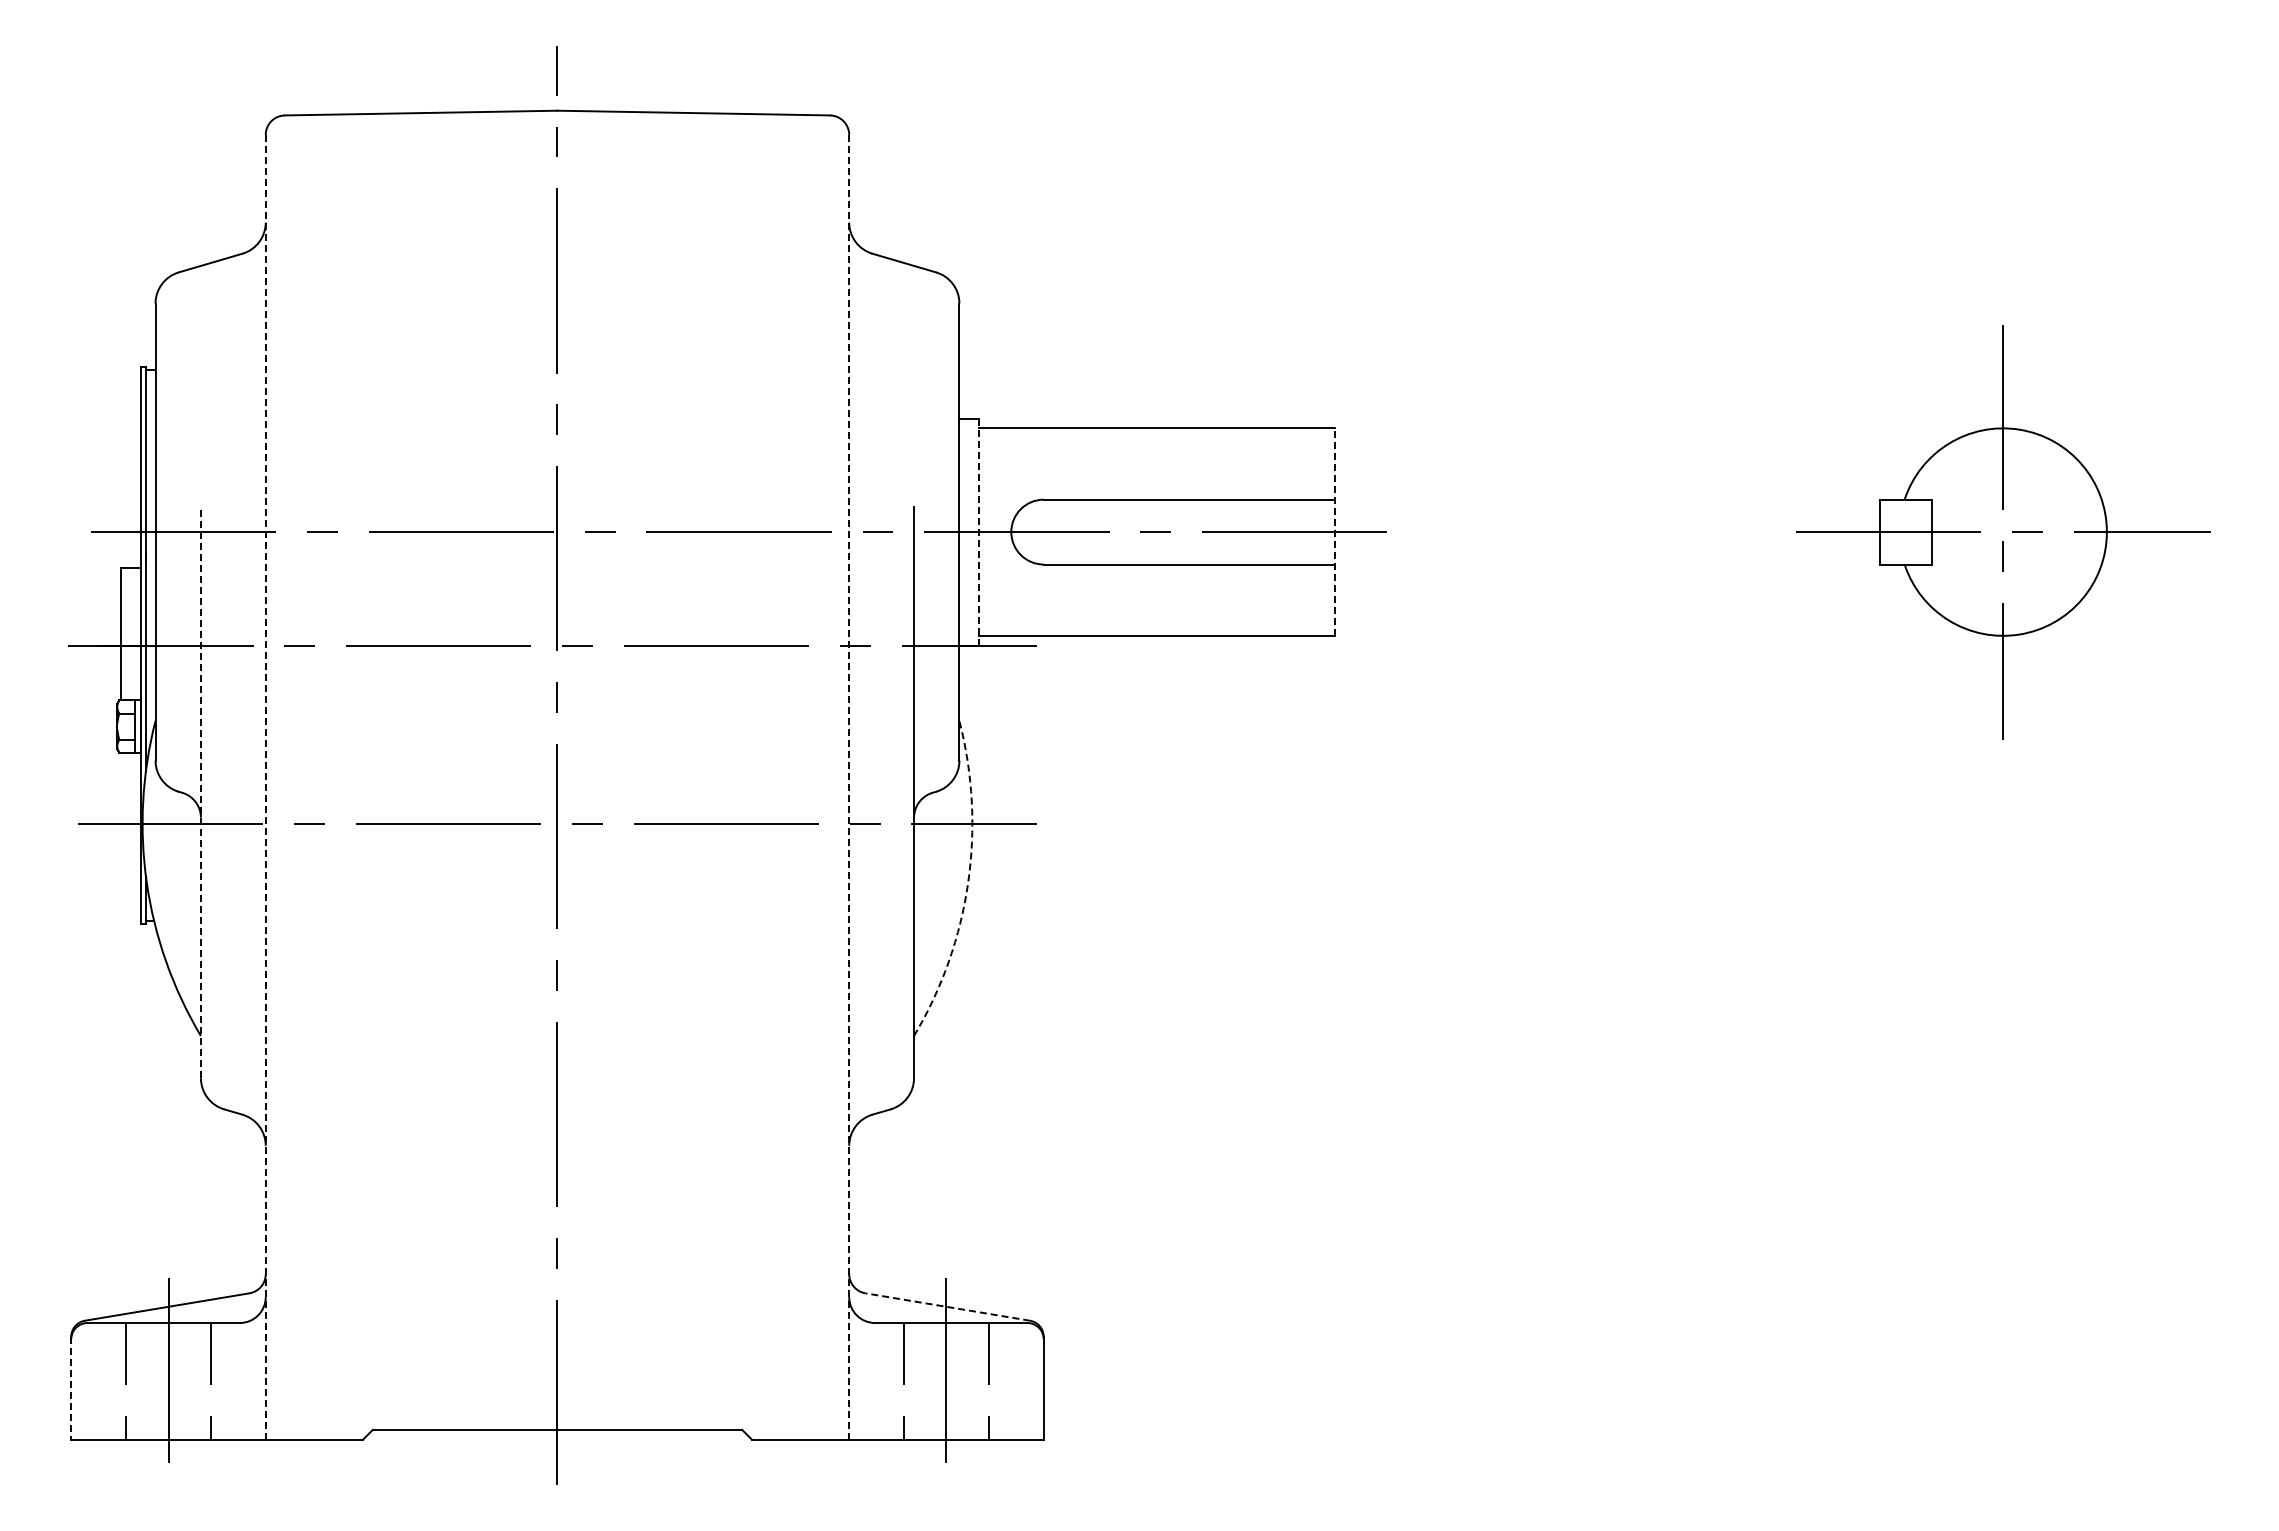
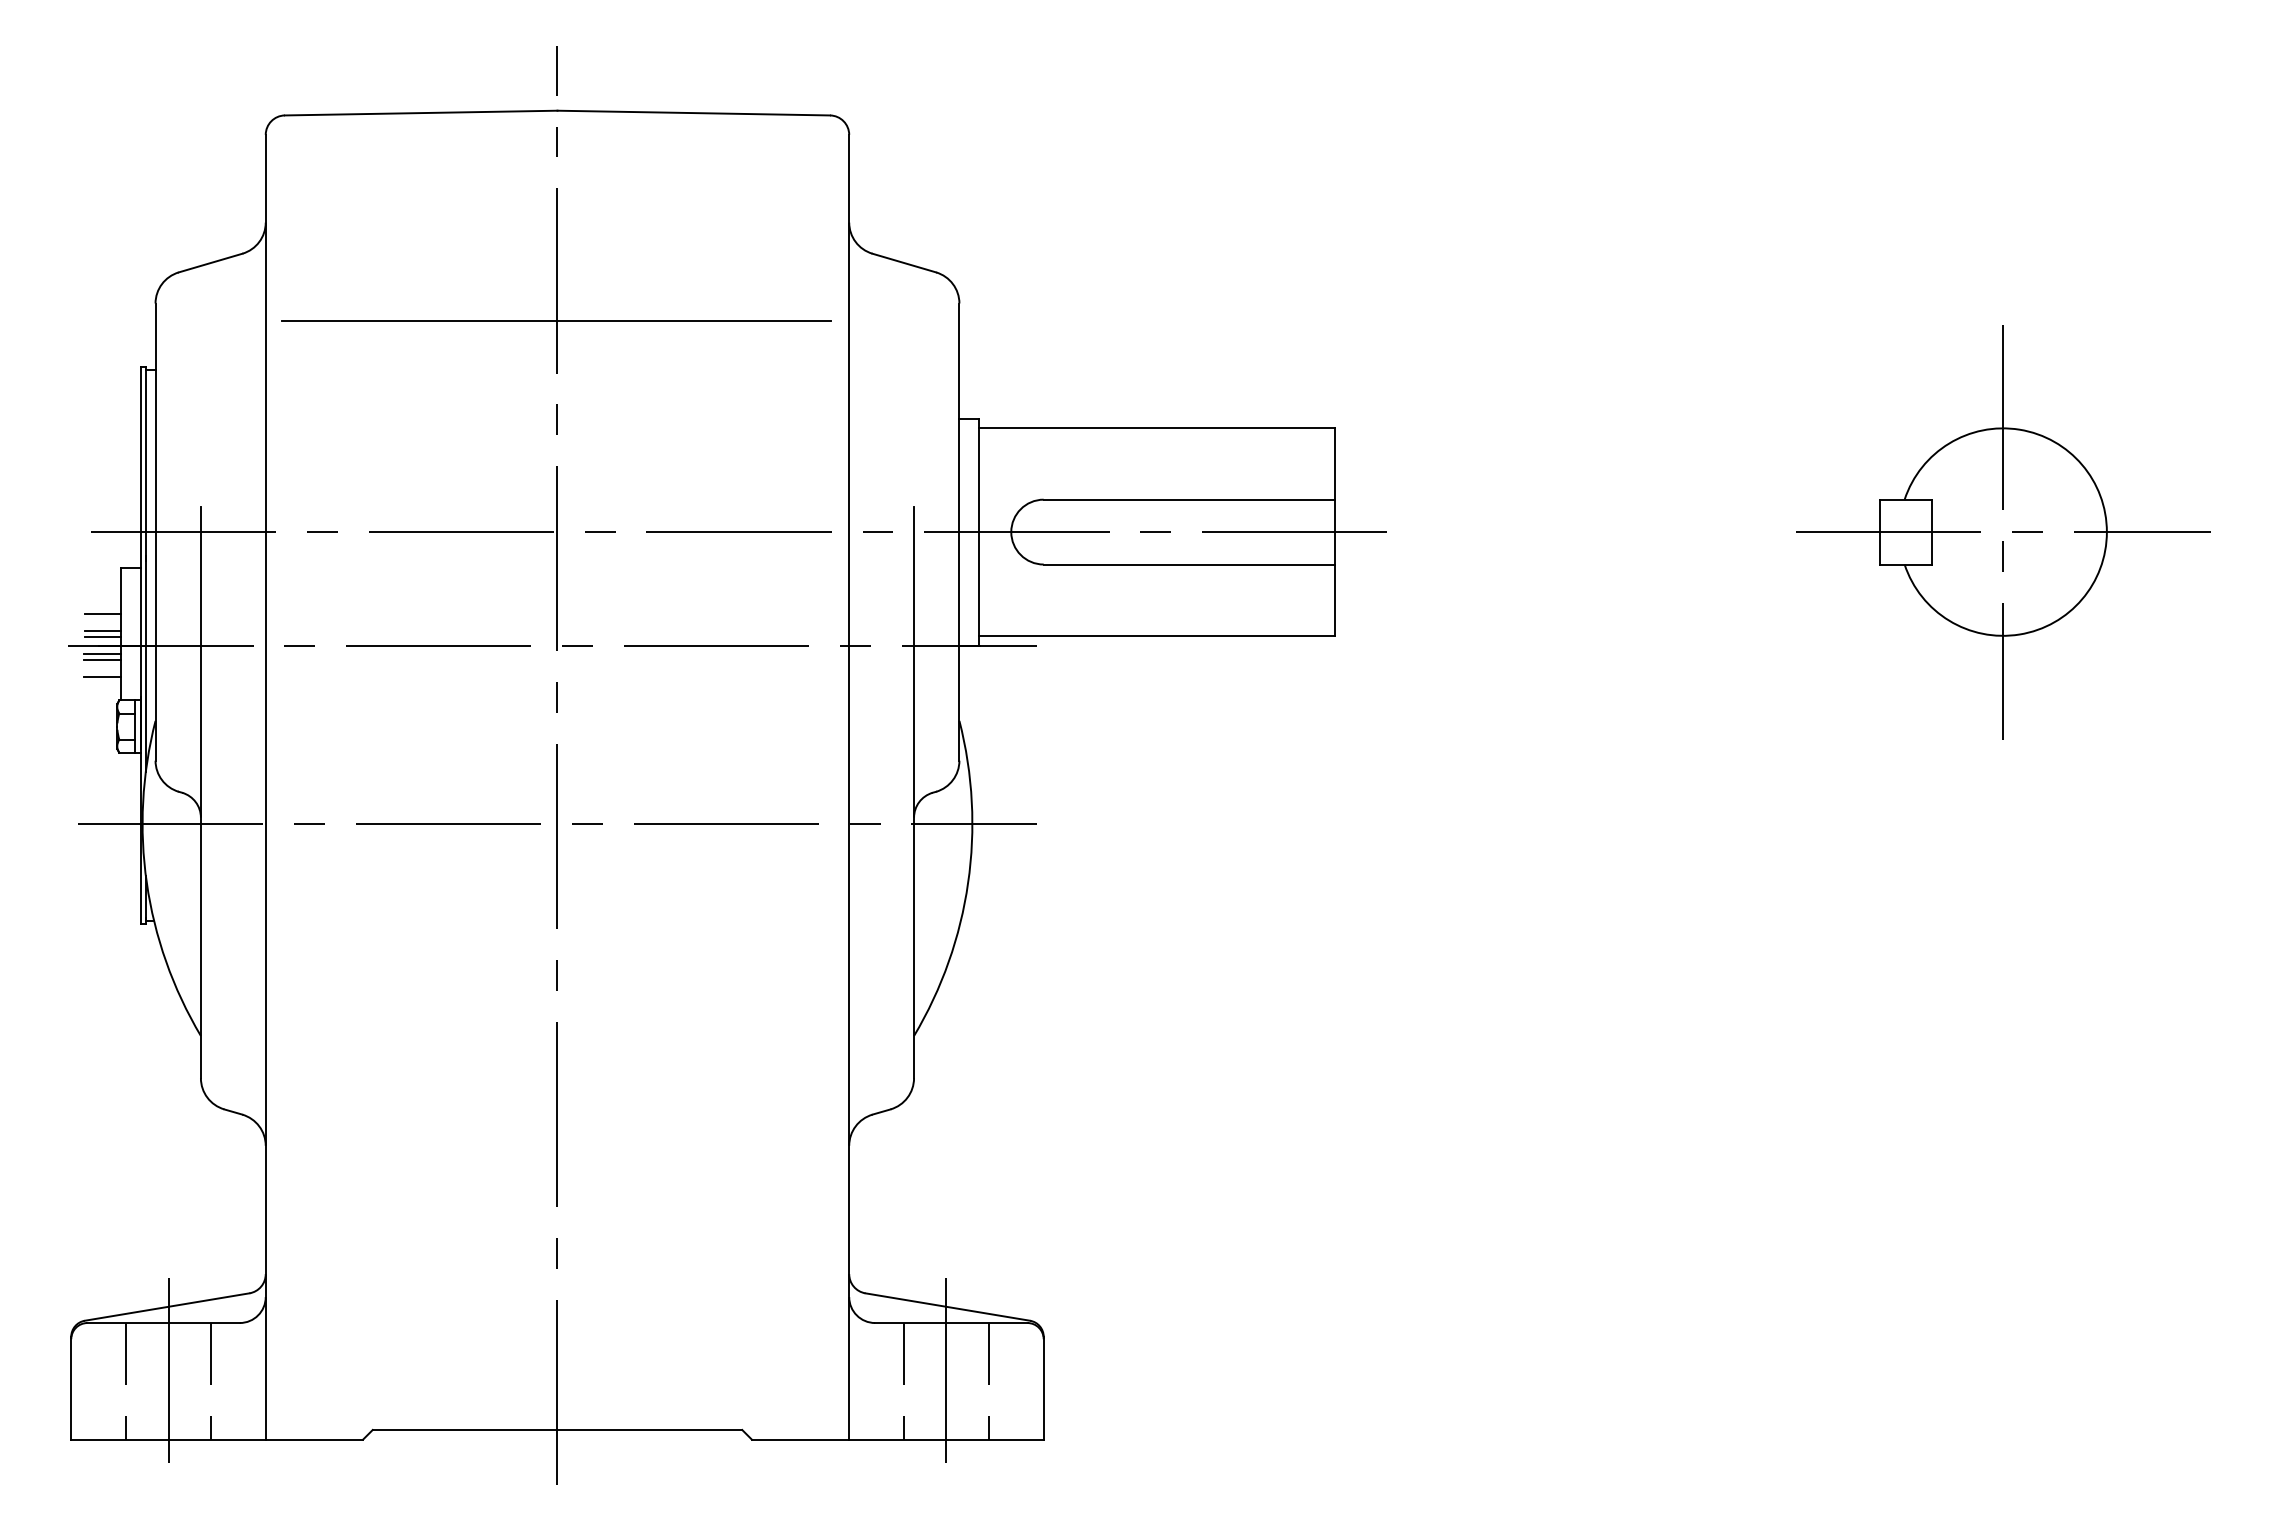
line: none -> present (556, 321)
line: dashed -> solid (978, 532)
line: dashed -> solid (1335, 532)
line: none -> present (103, 614)
line: none -> present (102, 631)
line: none -> present (102, 637)
line: none -> present (102, 654)
line: none -> present (102, 659)
line: none -> present (102, 676)
line: dashed -> solid (265, 787)
line: dashed -> solid (849, 787)
line: dashed -> solid (200, 792)
arc: dashed -> solid (968, 882)
line: dashed -> solid (947, 1306)
line: dashed -> solid (71, 1388)
